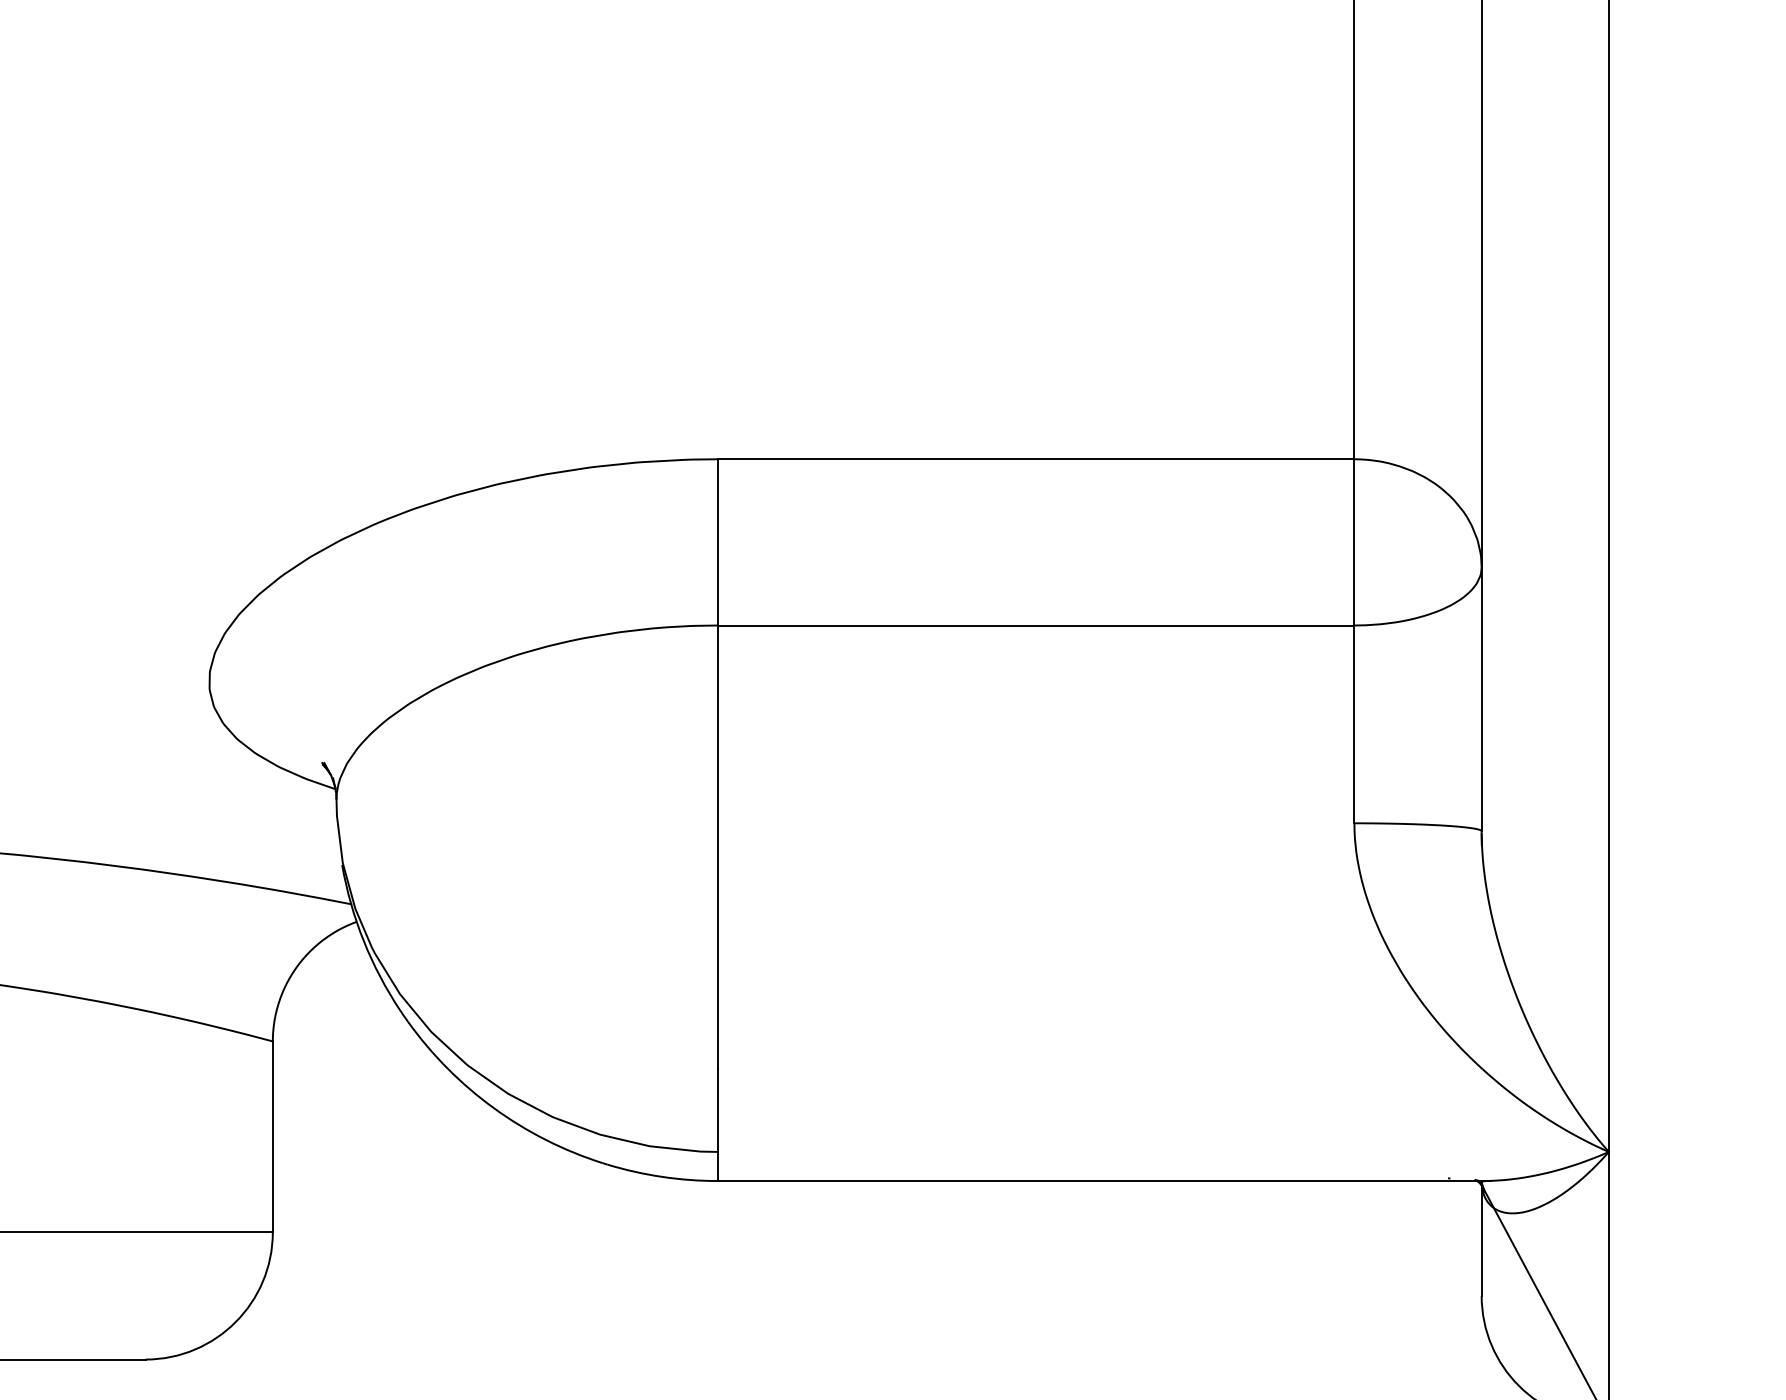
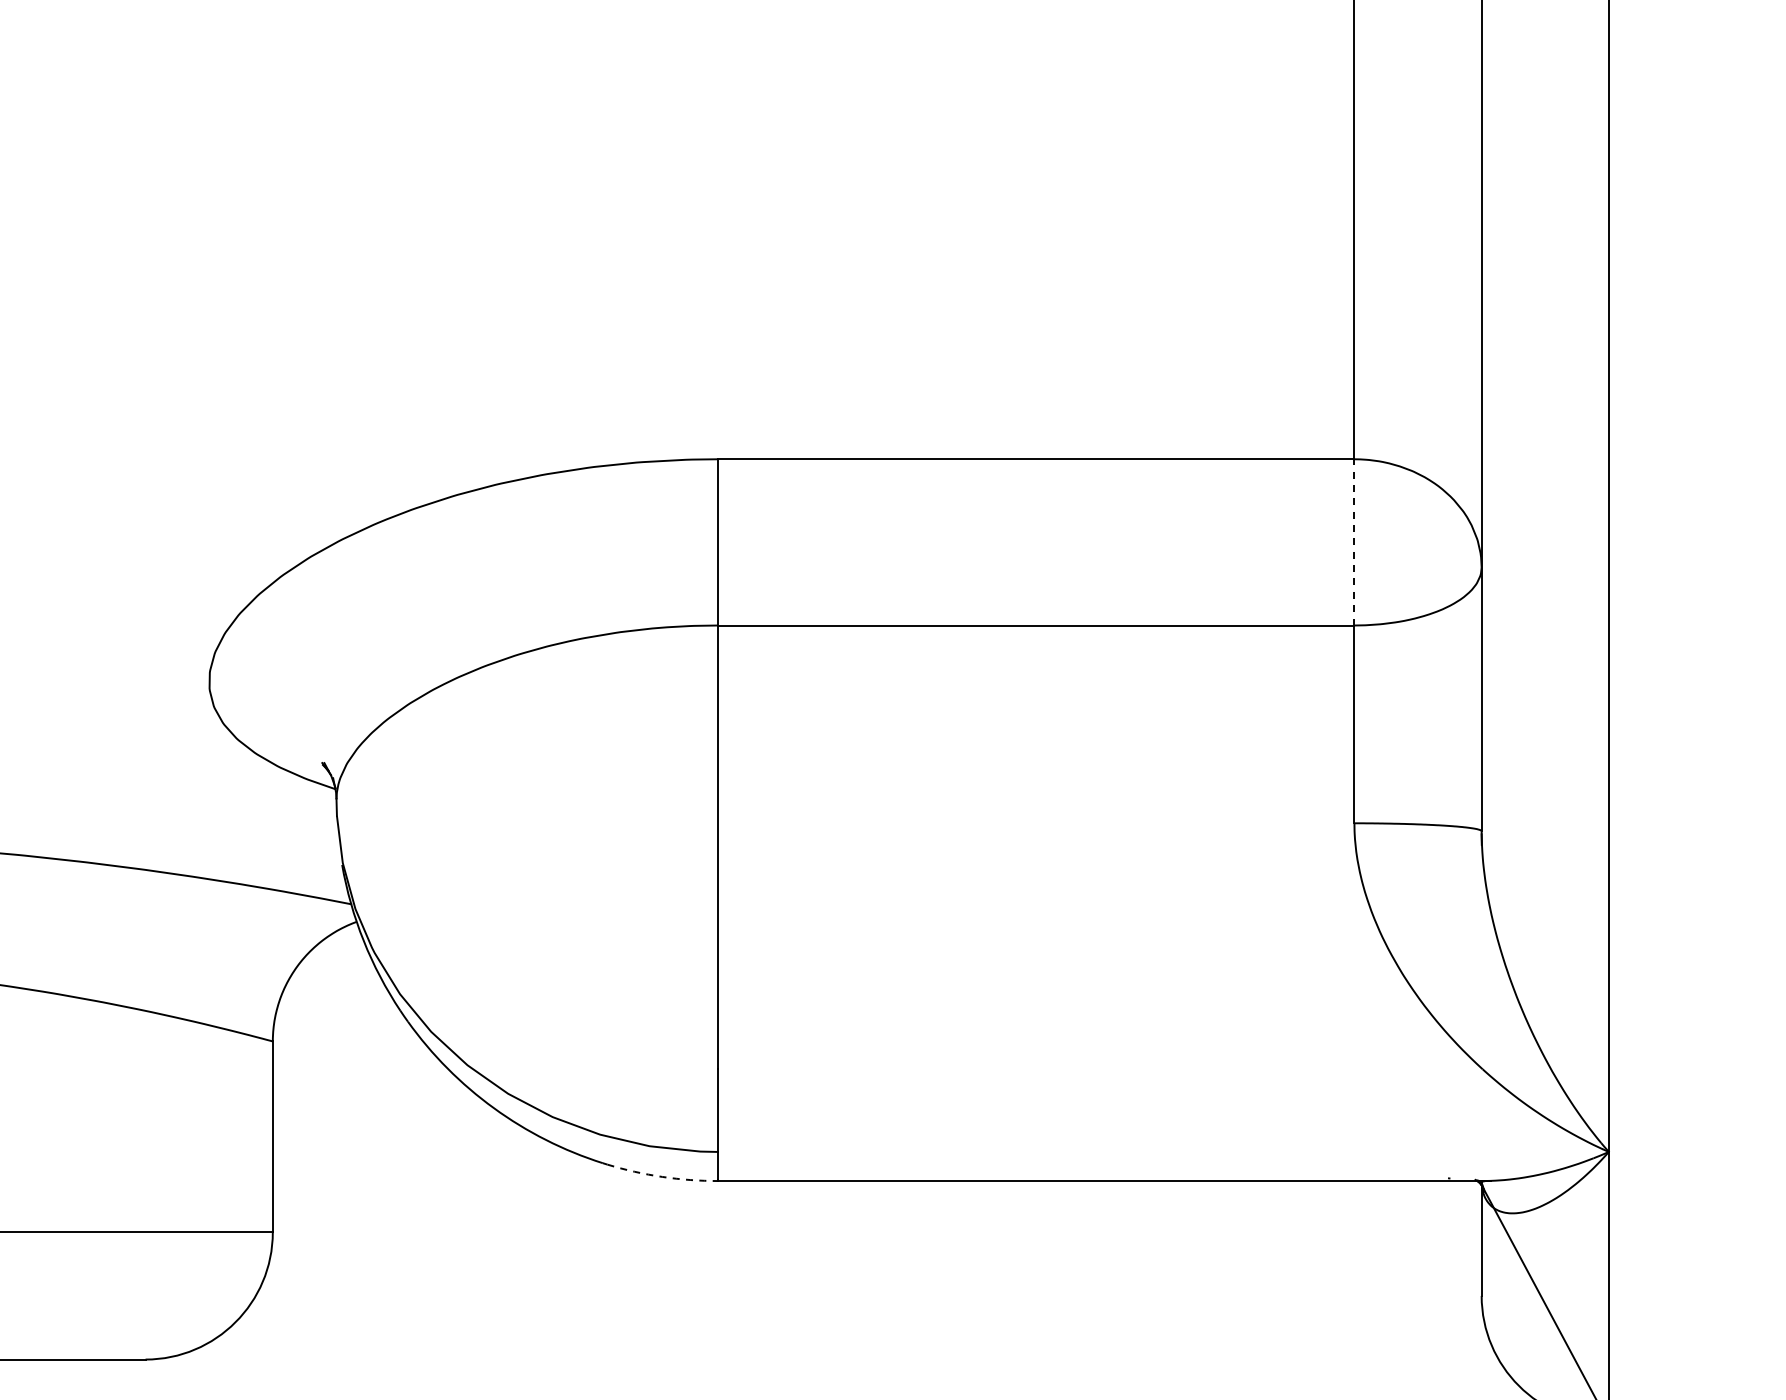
line: solid -> dashed (1354, 541)
arc: solid -> dashed (662, 1176)
